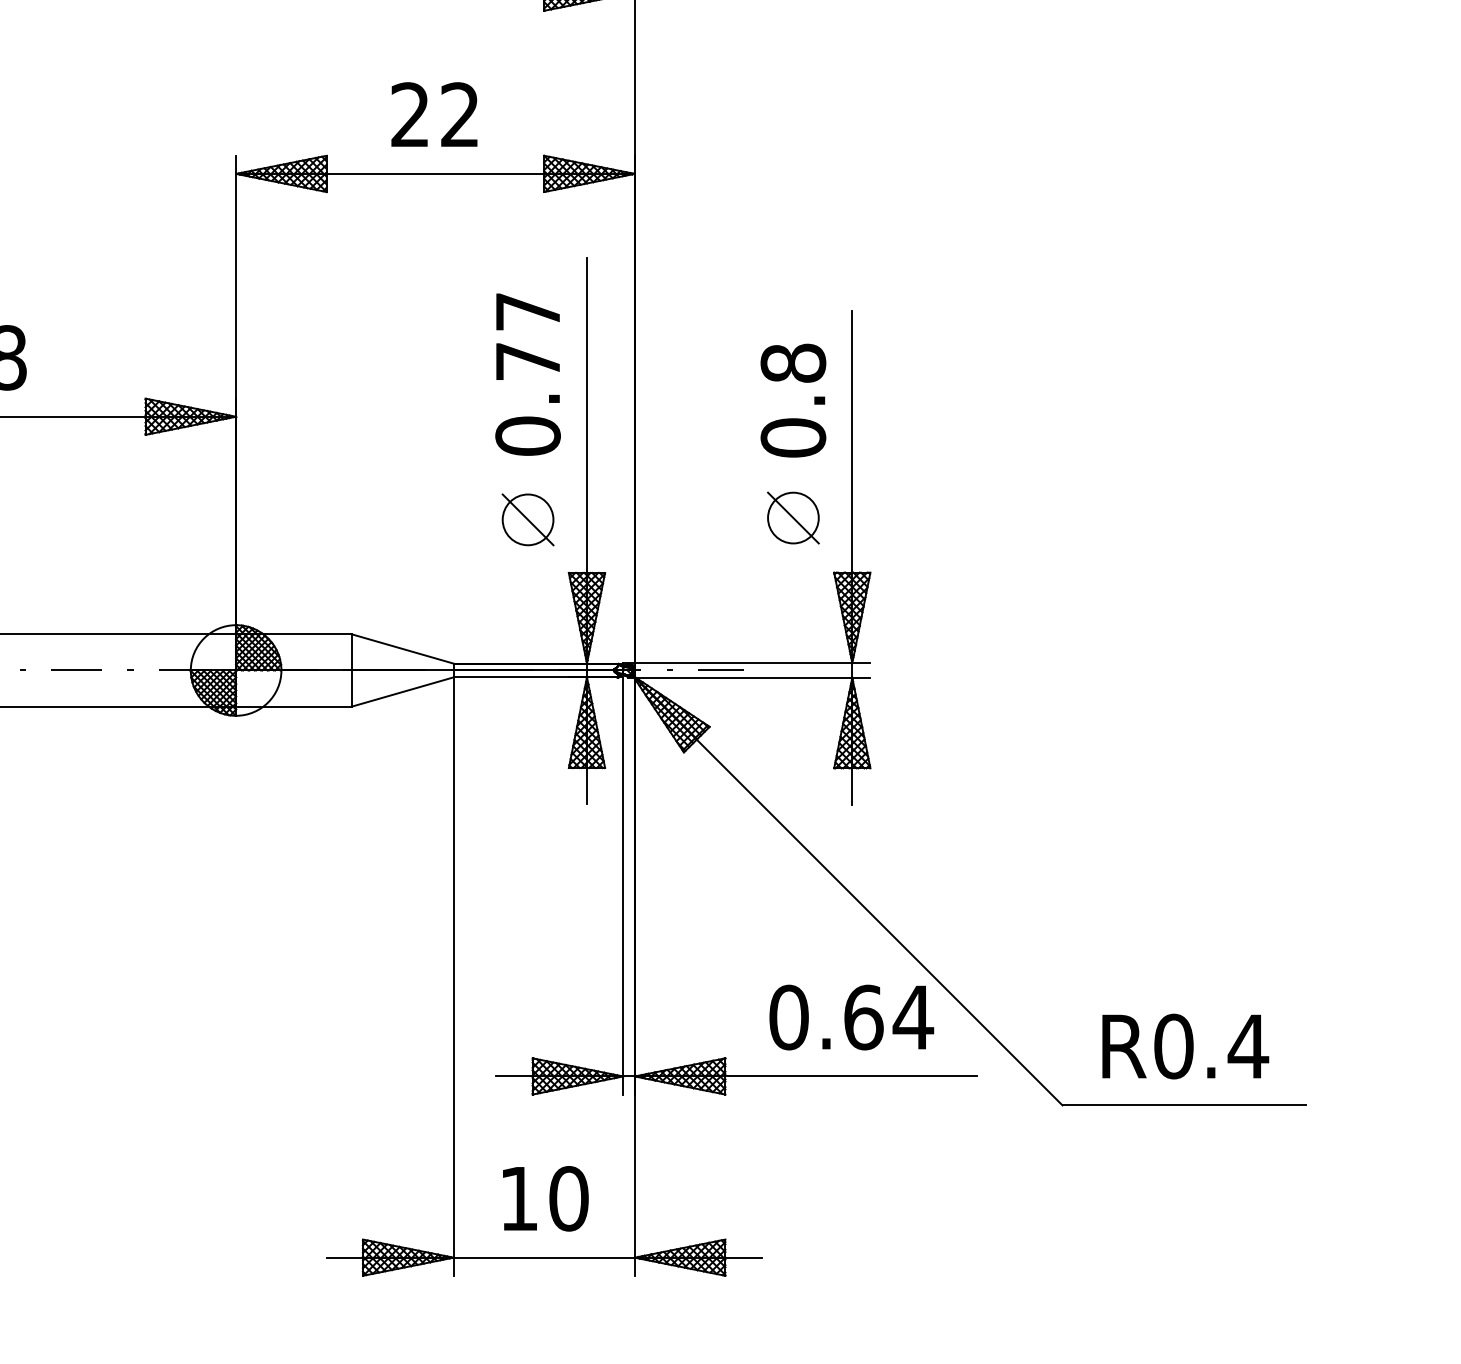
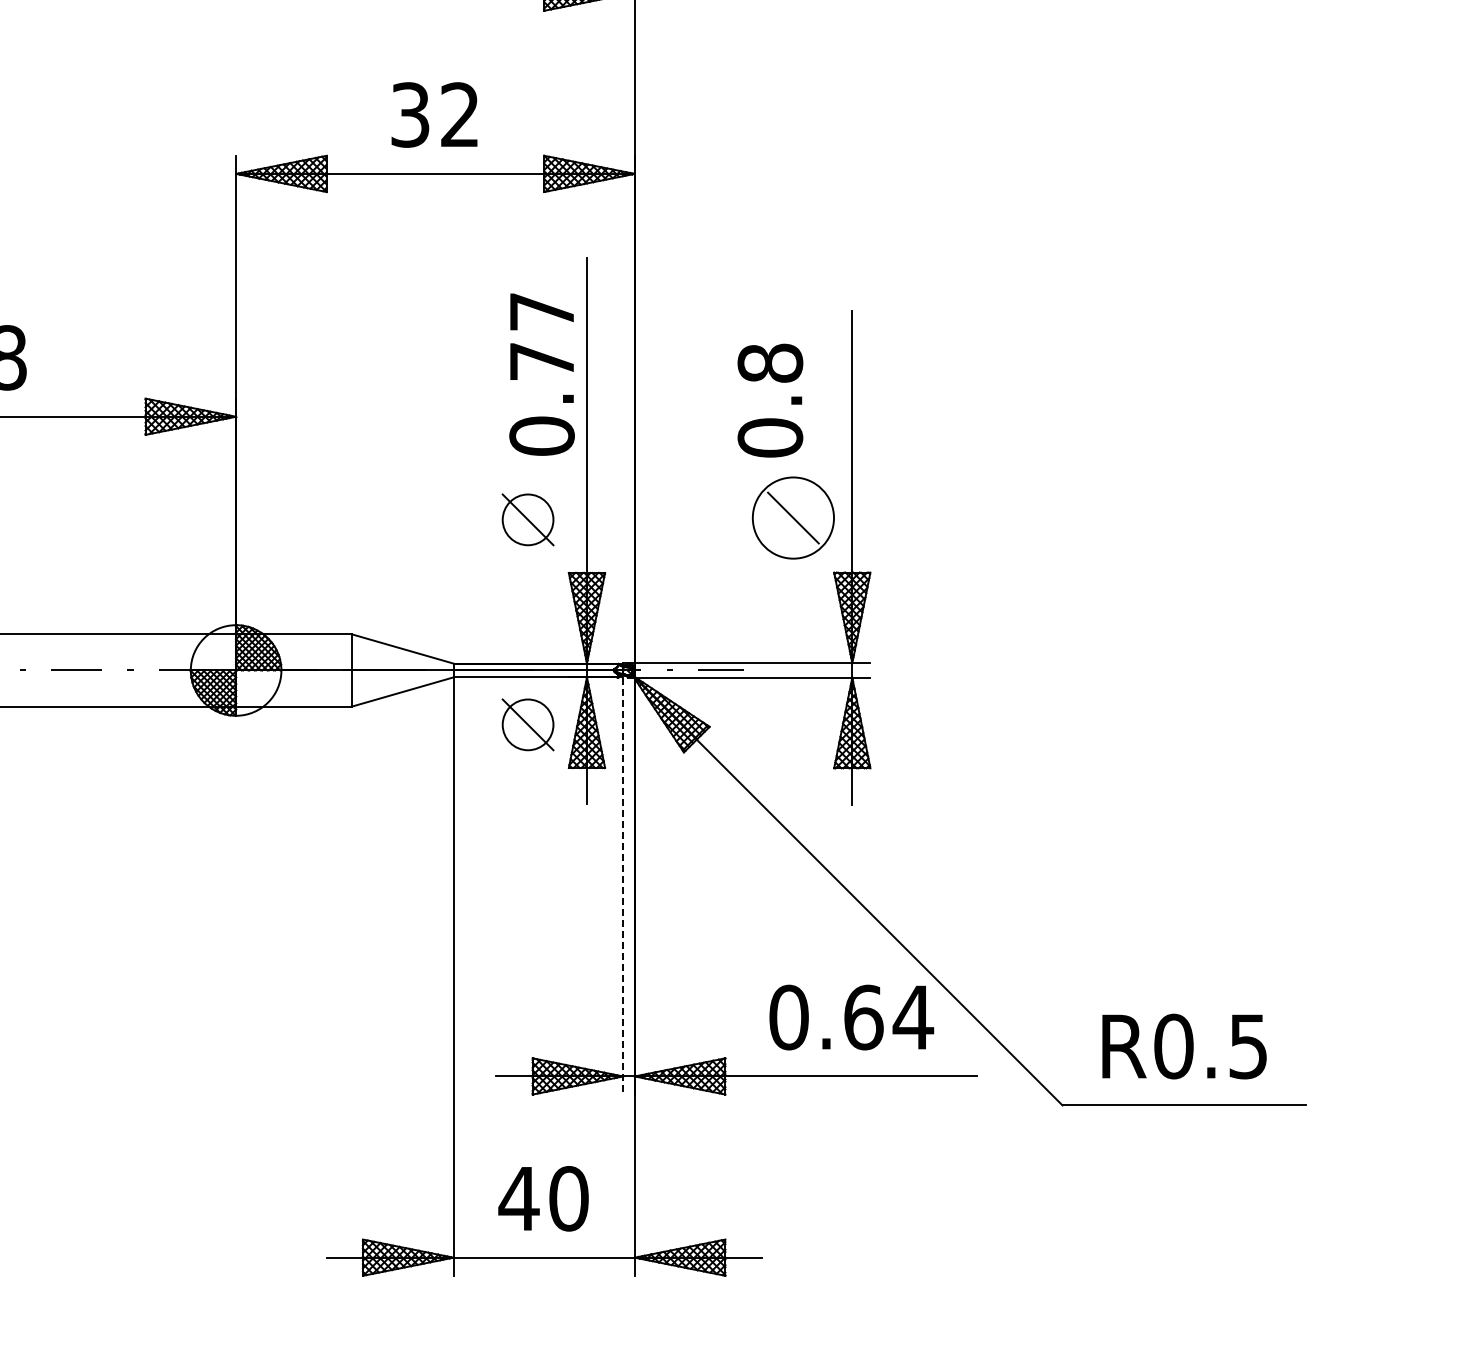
text: 22 -> 32 (410, 114)
text position: (527, 374) -> (541, 374) (541, 374)
text position: (793, 400) -> (770, 400) (770, 400)
circle diameter: 51 px -> 81 px (793, 517)
part: none -> present (527, 724)
line: solid -> dashed (623, 886)
text: R0.4 -> R0.5 (1248, 1046)
text: 10 -> 40 (518, 1198)
